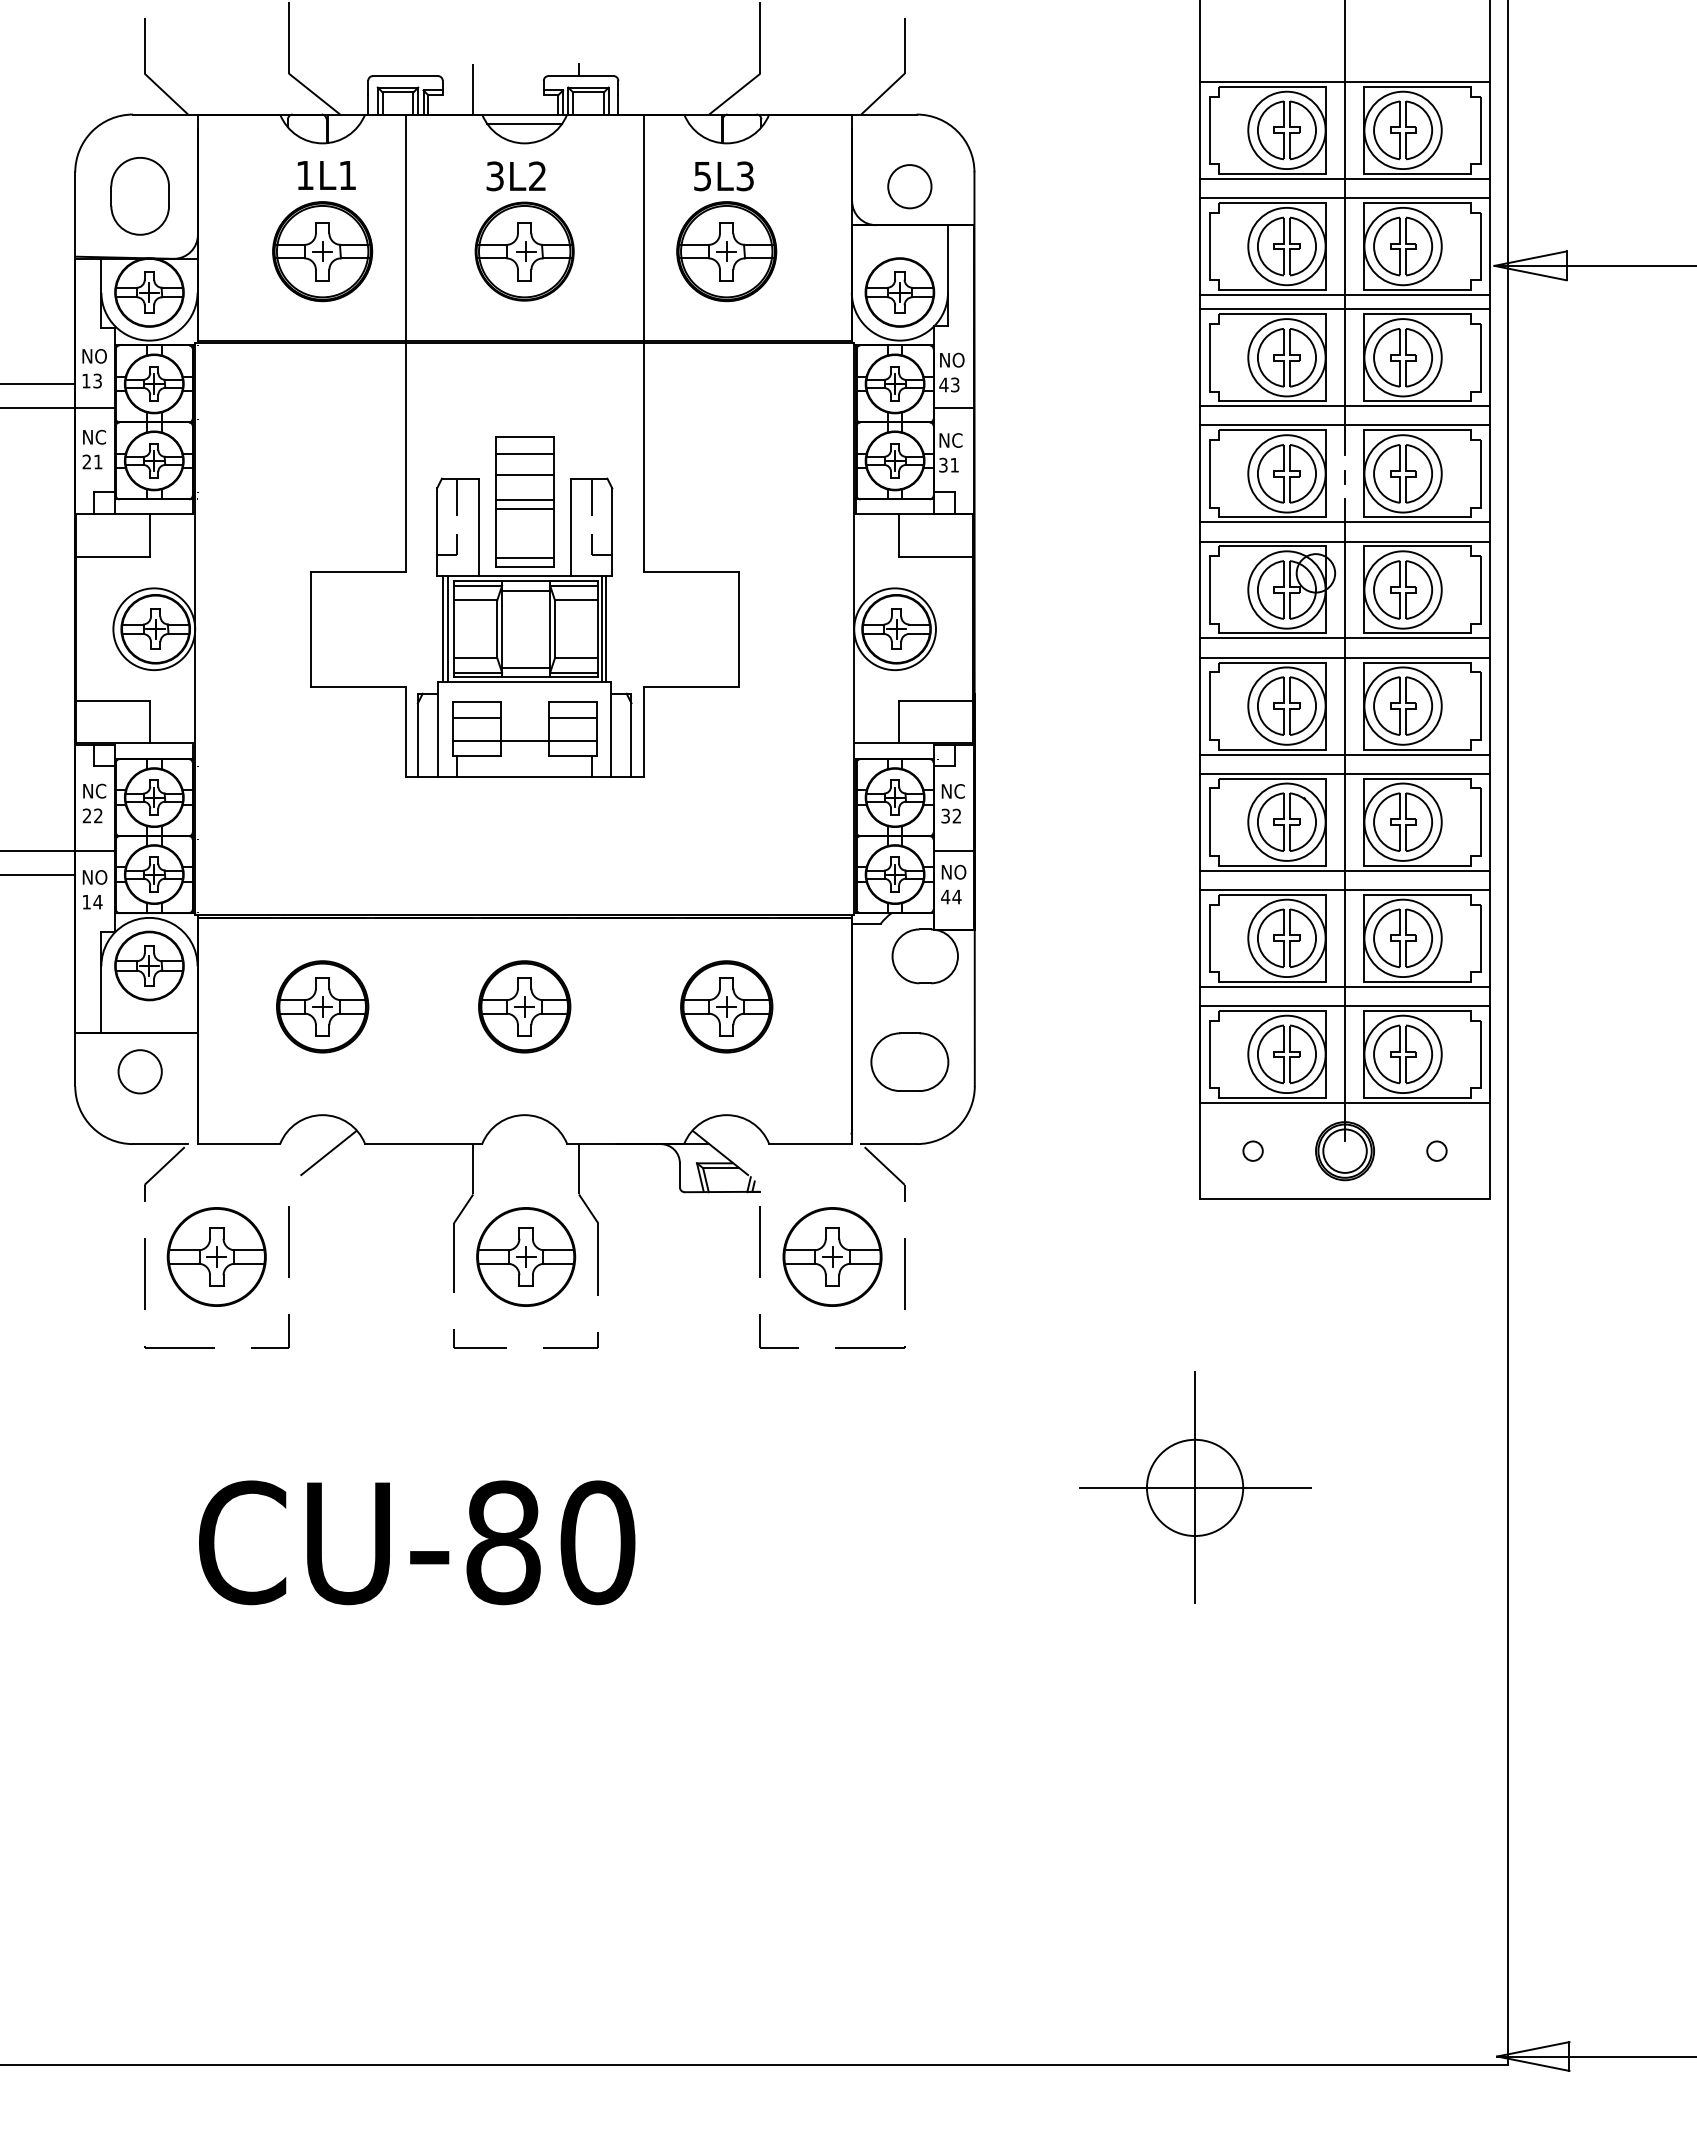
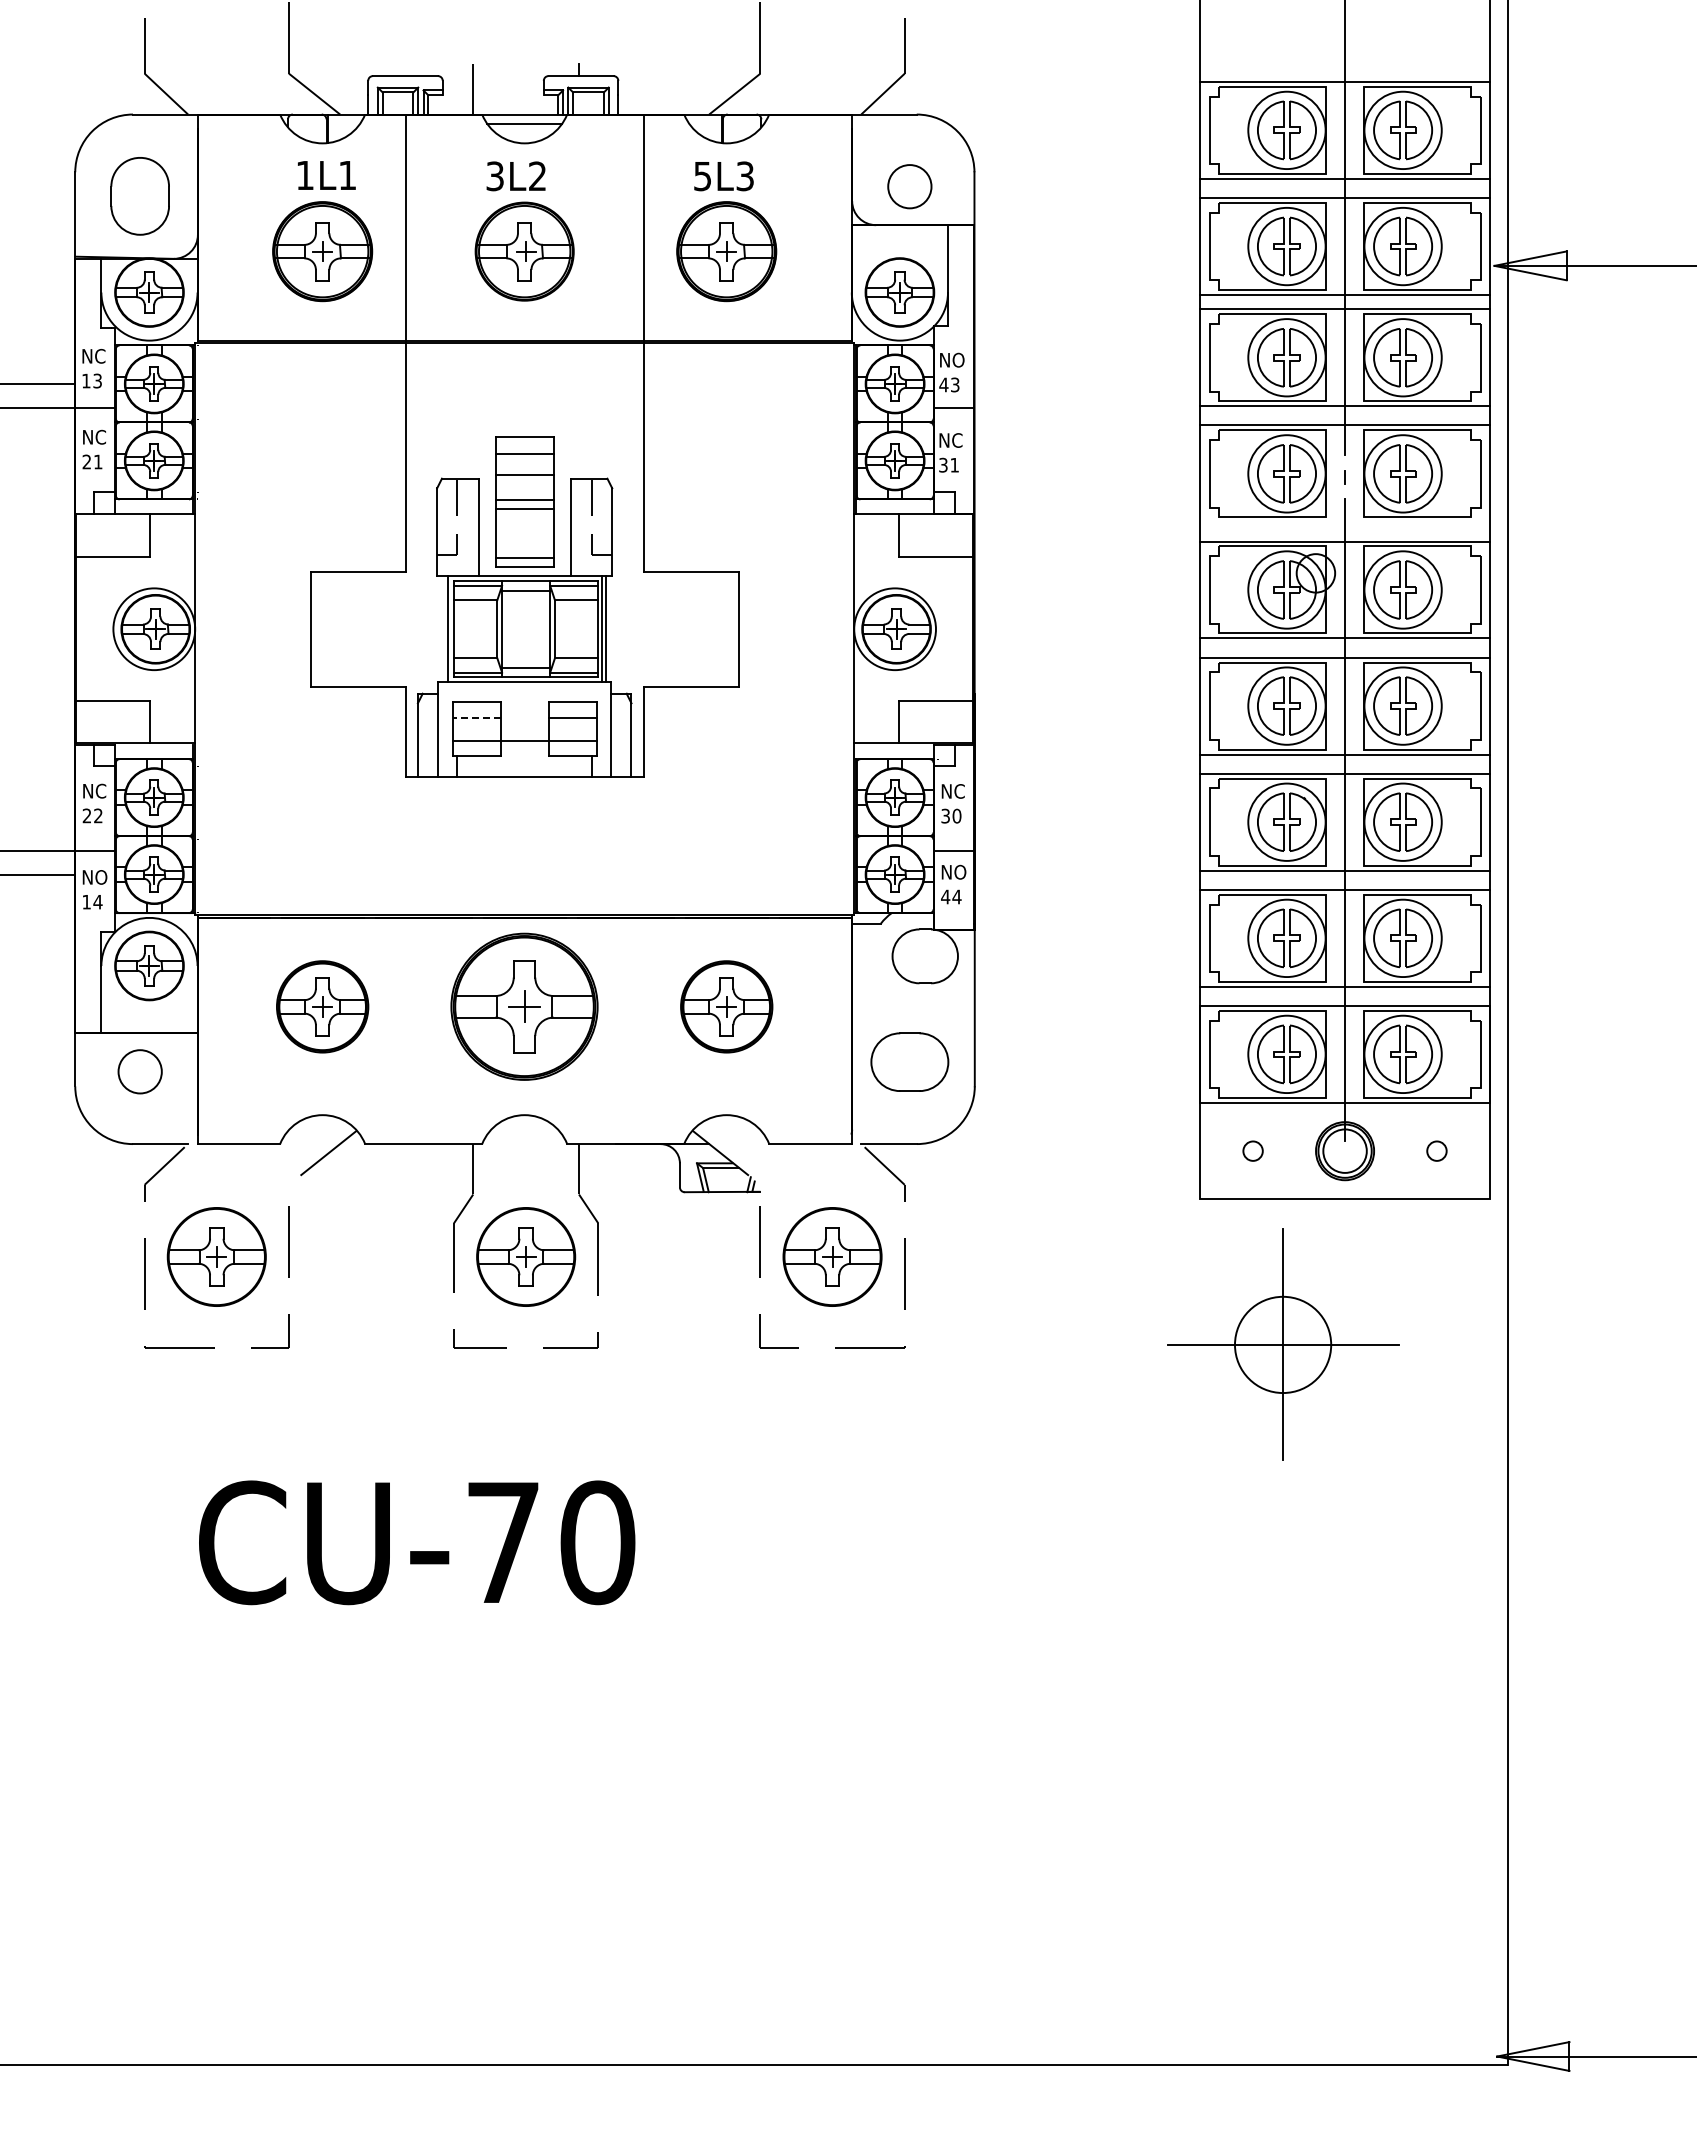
text: NO -> NC (104, 356)
line: present -> none (1344, 522)
line: present -> none (442, 629)
line: solid -> dashed (476, 717)
text: 32 -> 30 (956, 815)
part size: 94x94 px -> 149x149 px (524, 1006)
part position: (1195, 1487) -> (1283, 1344) (1283, 1344)
text: CU-80 -> CU-70 (503, 1542)
